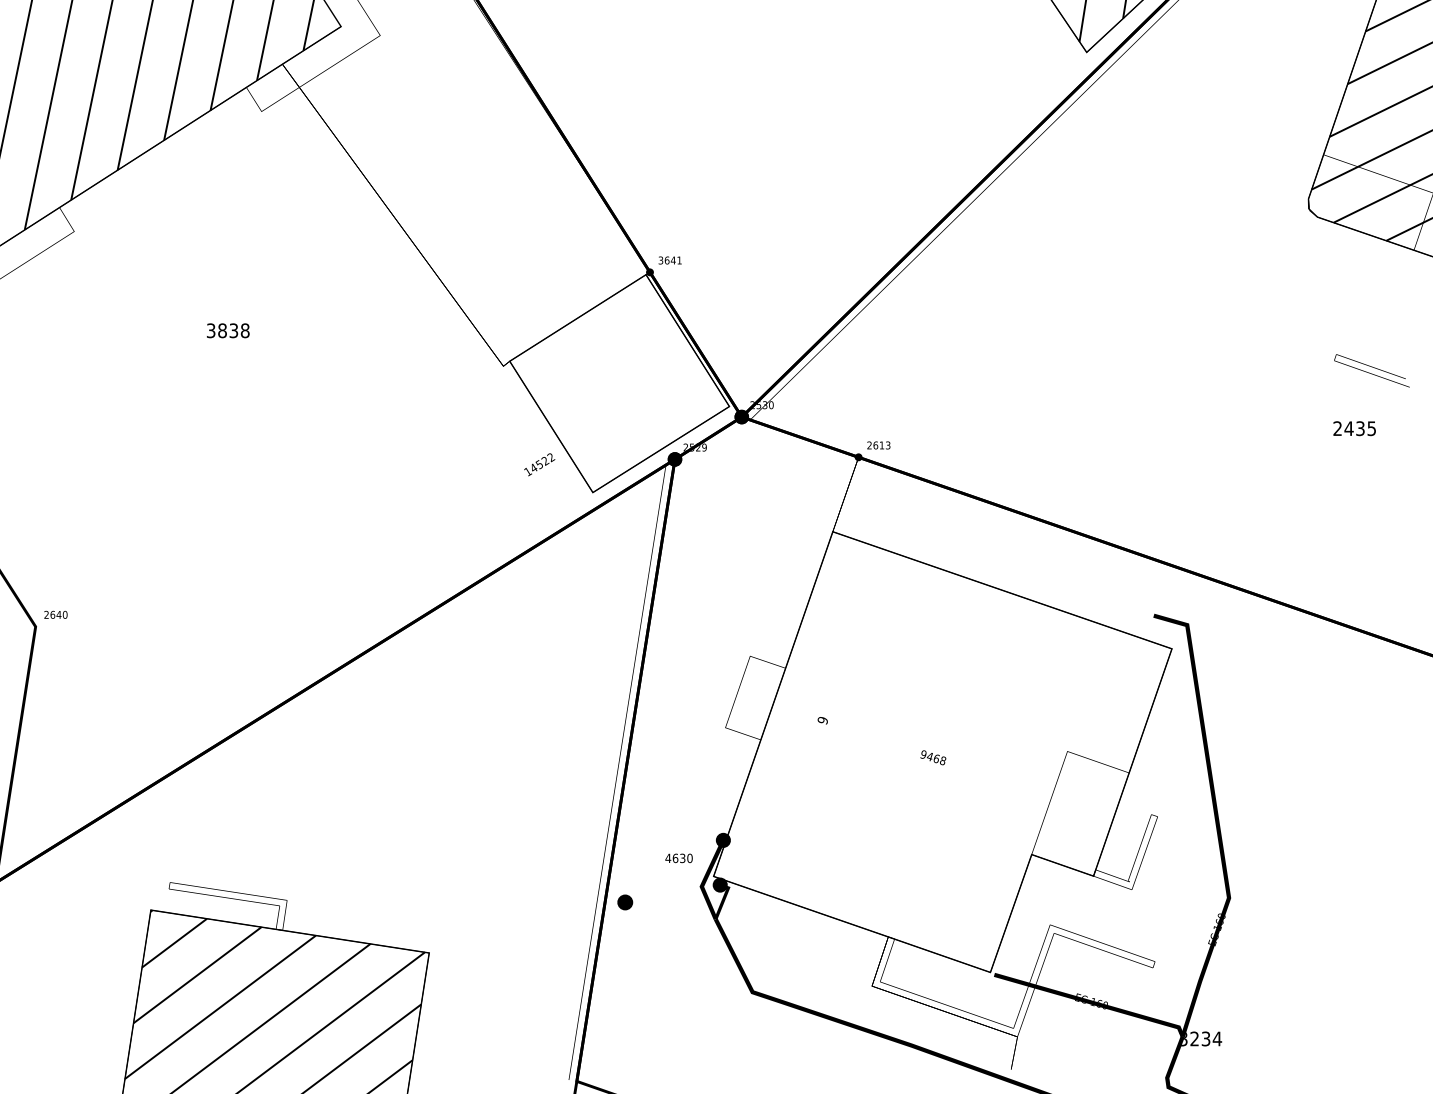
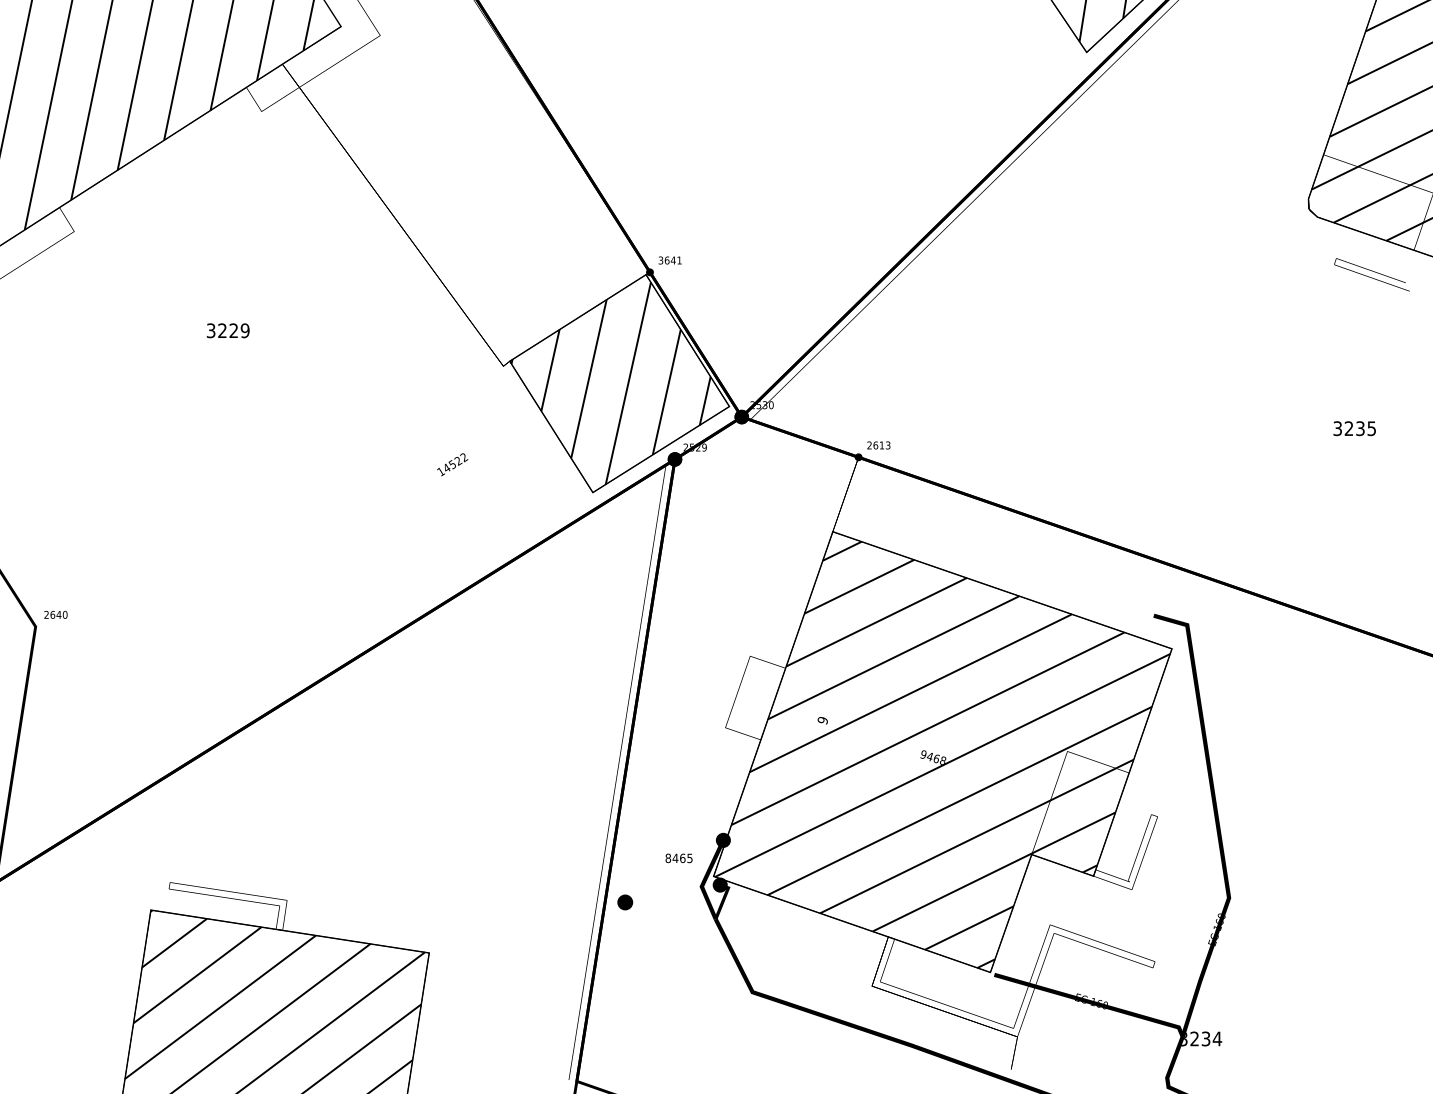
text: 3838 -> 3229 (233, 330)
part position: (1371, 370) -> (1371, 274) (1371, 274)
hatch: none -> present (610, 383)
text: 2435 -> 3235 (1343, 428)
text position: (539, 464) -> (452, 464) (452, 464)
hatch: none -> present (942, 754)
text: 4630 -> 8465 (678, 858)
